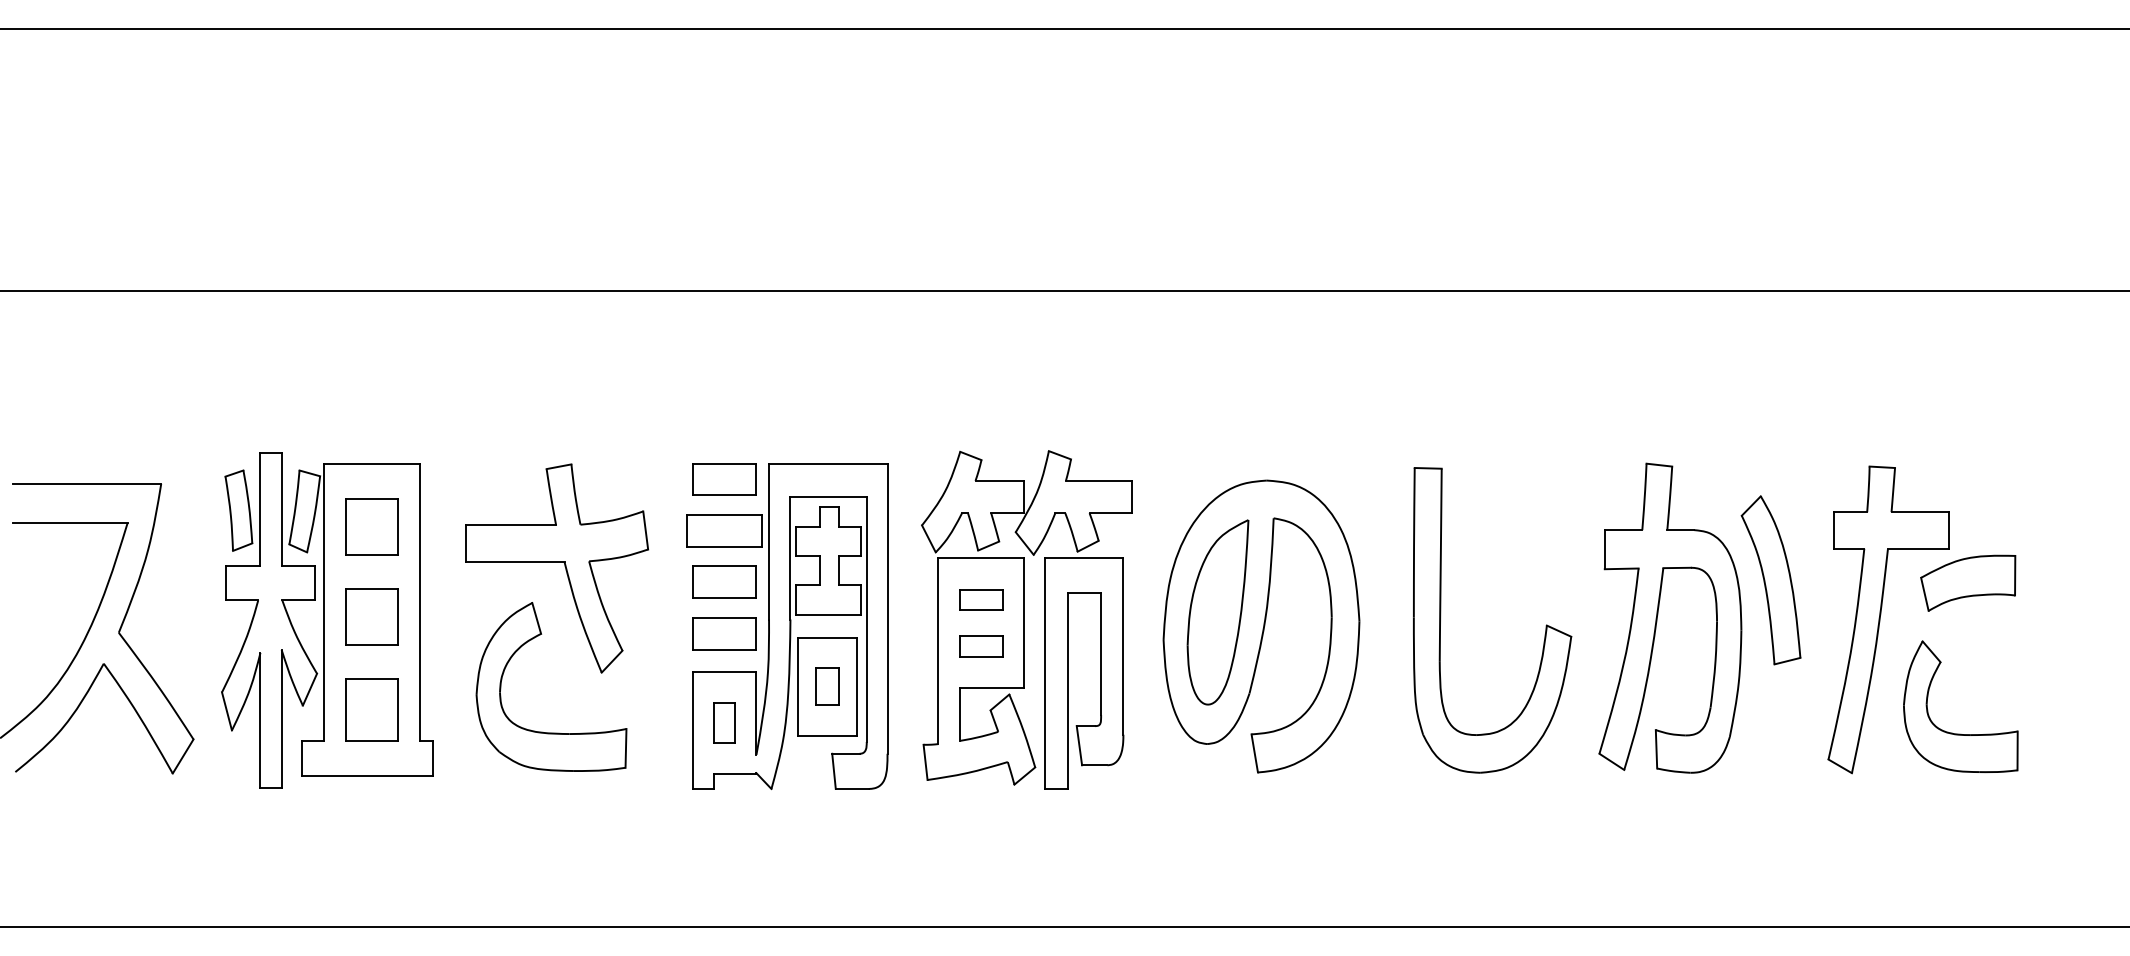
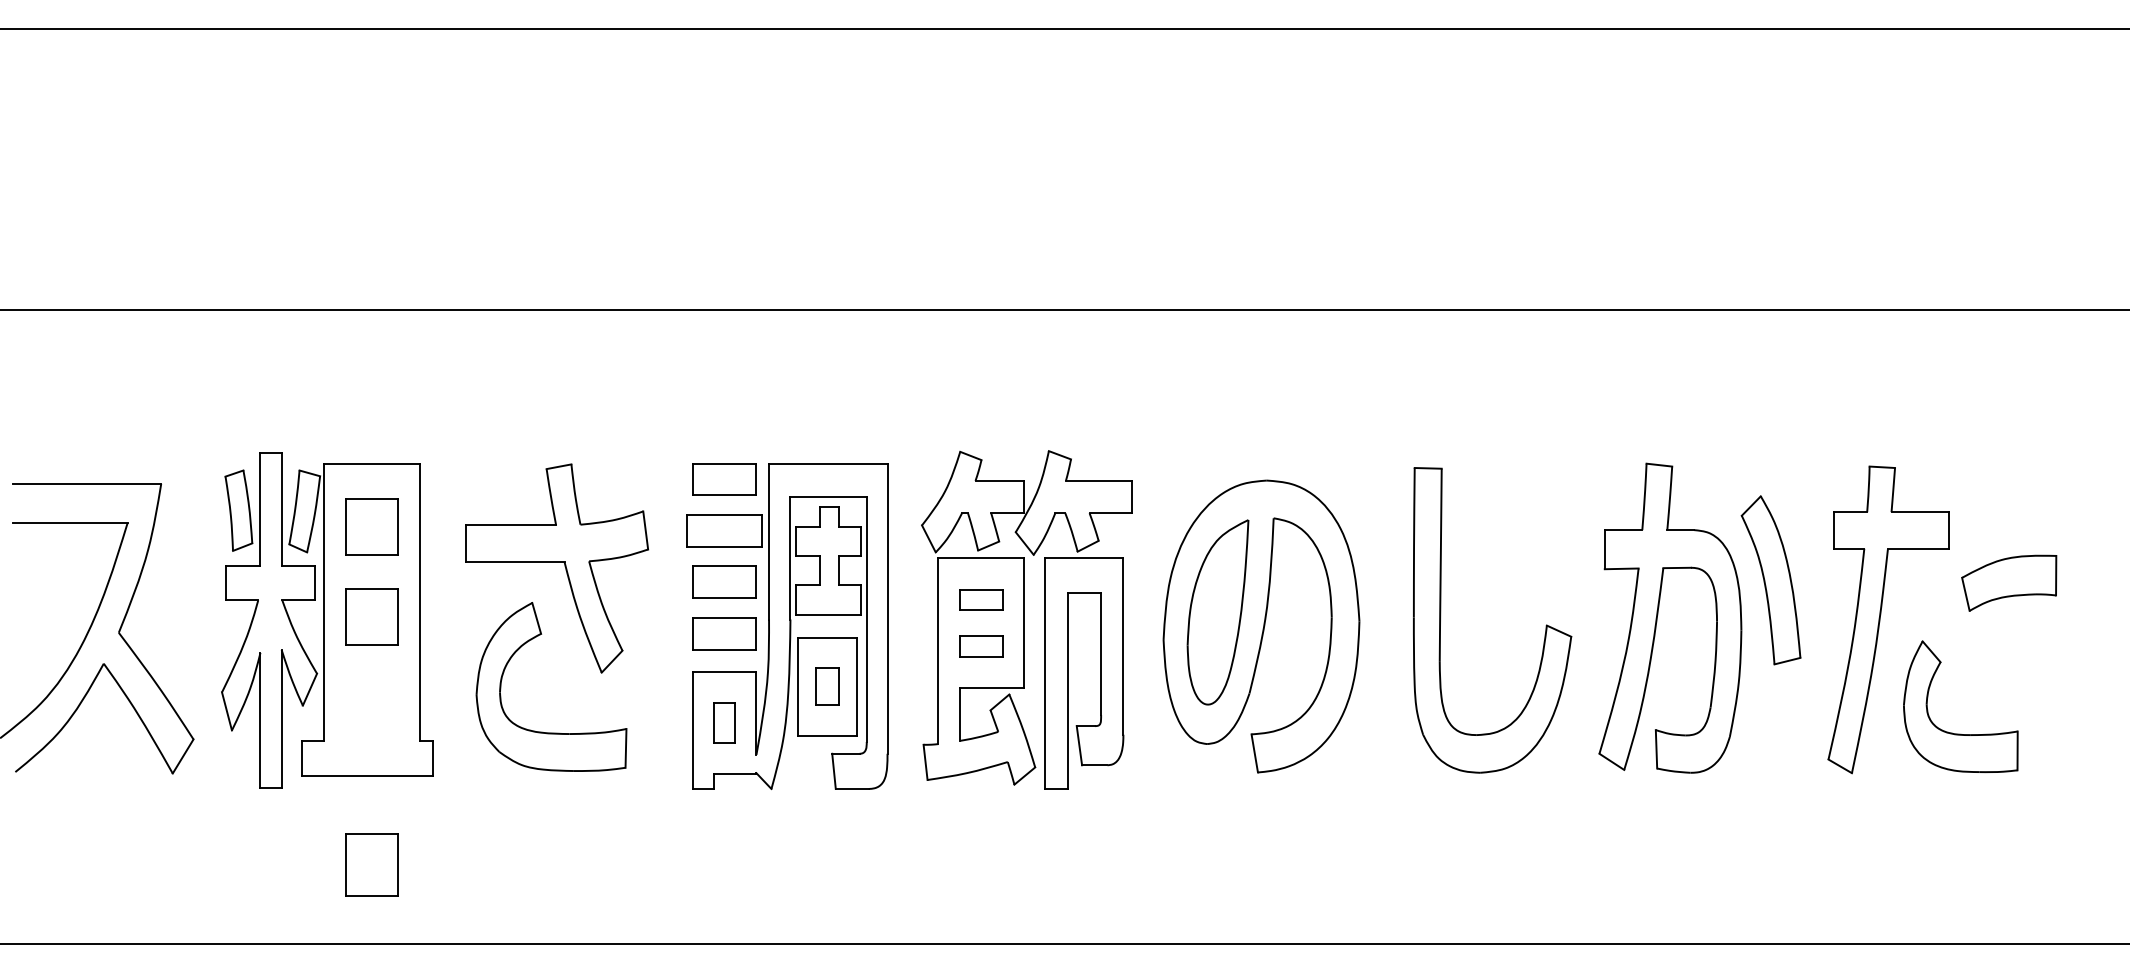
line position: (1064, 291) -> (1064, 310) (1064, 310)
part position: (1968, 582) -> (2009, 582) (2009, 582)
part position: (371, 709) -> (371, 864) (371, 864)
line position: (1064, 927) -> (1064, 944) (1064, 944)
